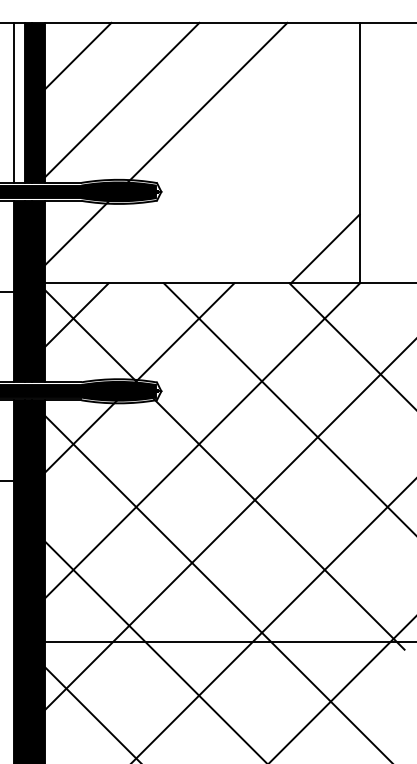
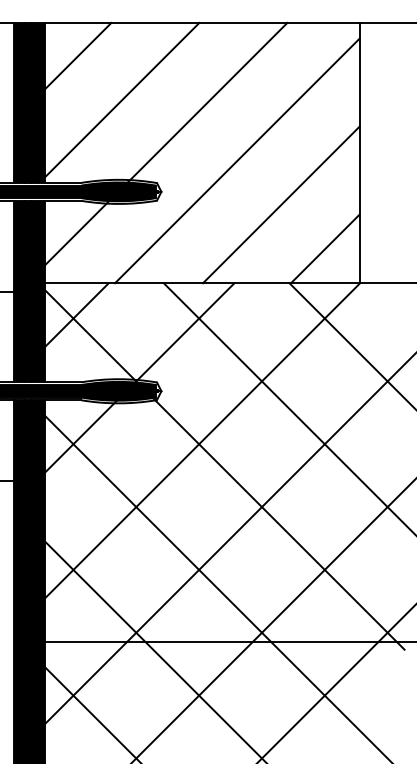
fill: none -> present (19, 102)
line: none -> present (237, 160)
line: none -> present (281, 204)
line position: (225, 528) -> (229, 539) (229, 539)
line position: (342, 689) -> (336, 683) (336, 683)
